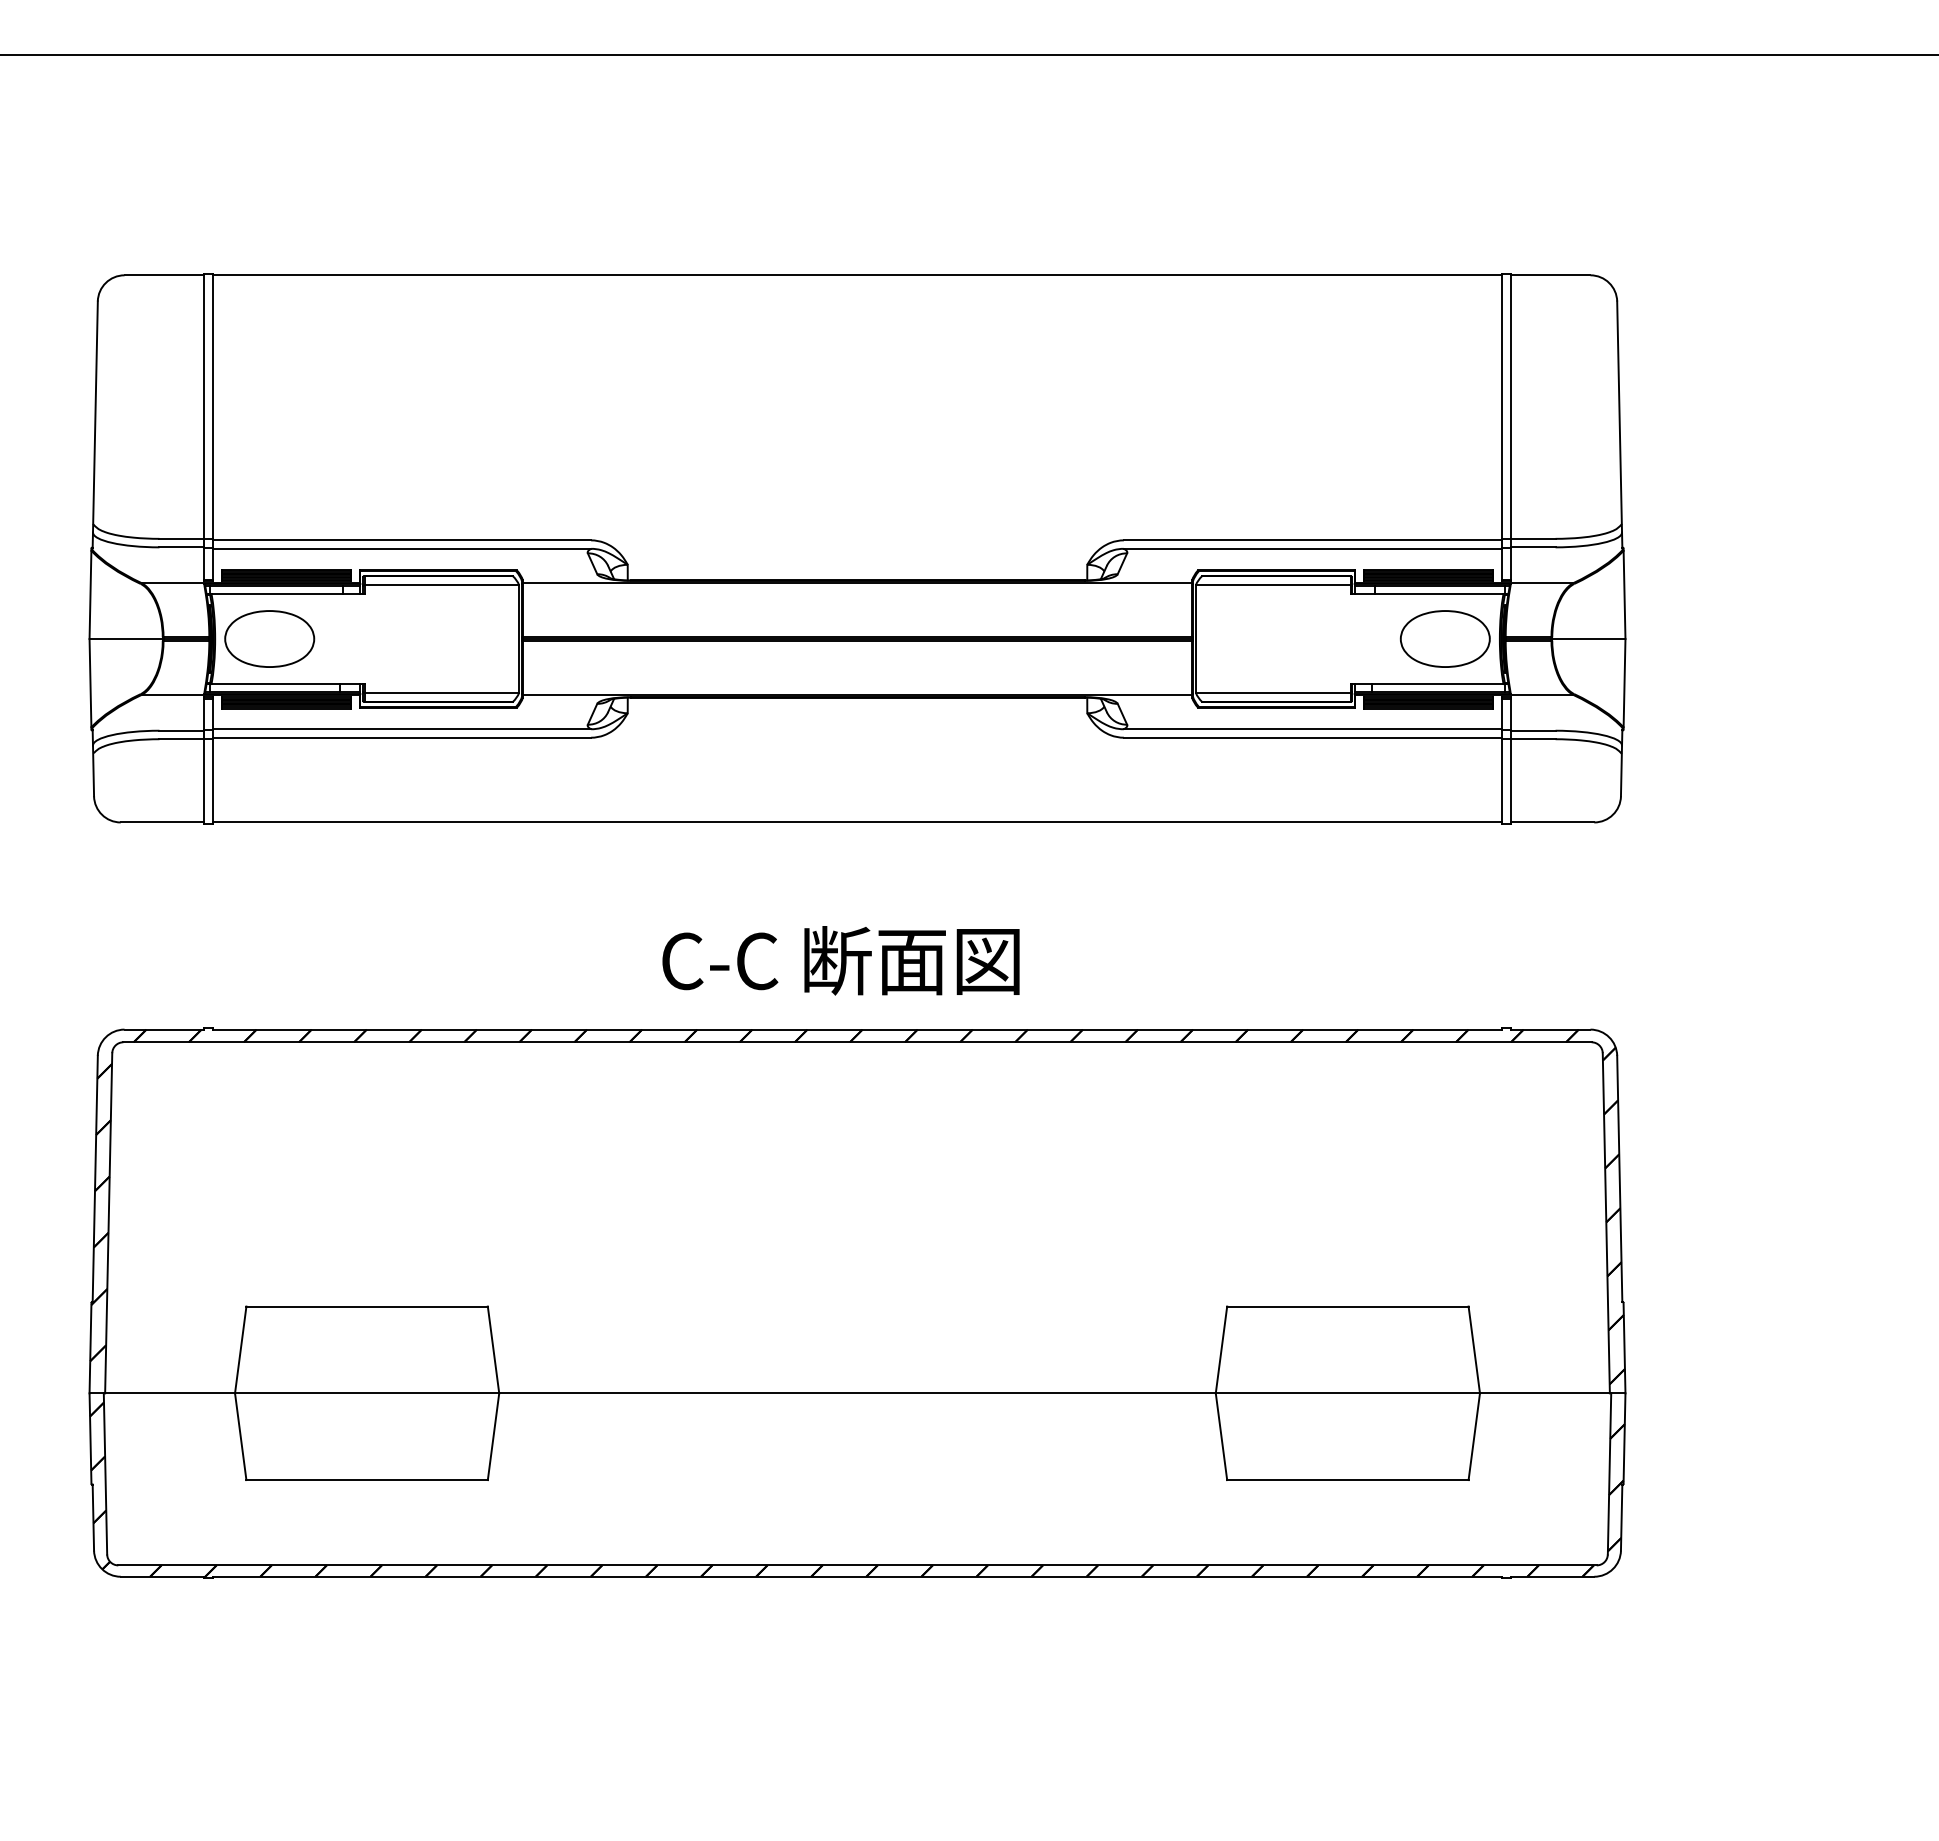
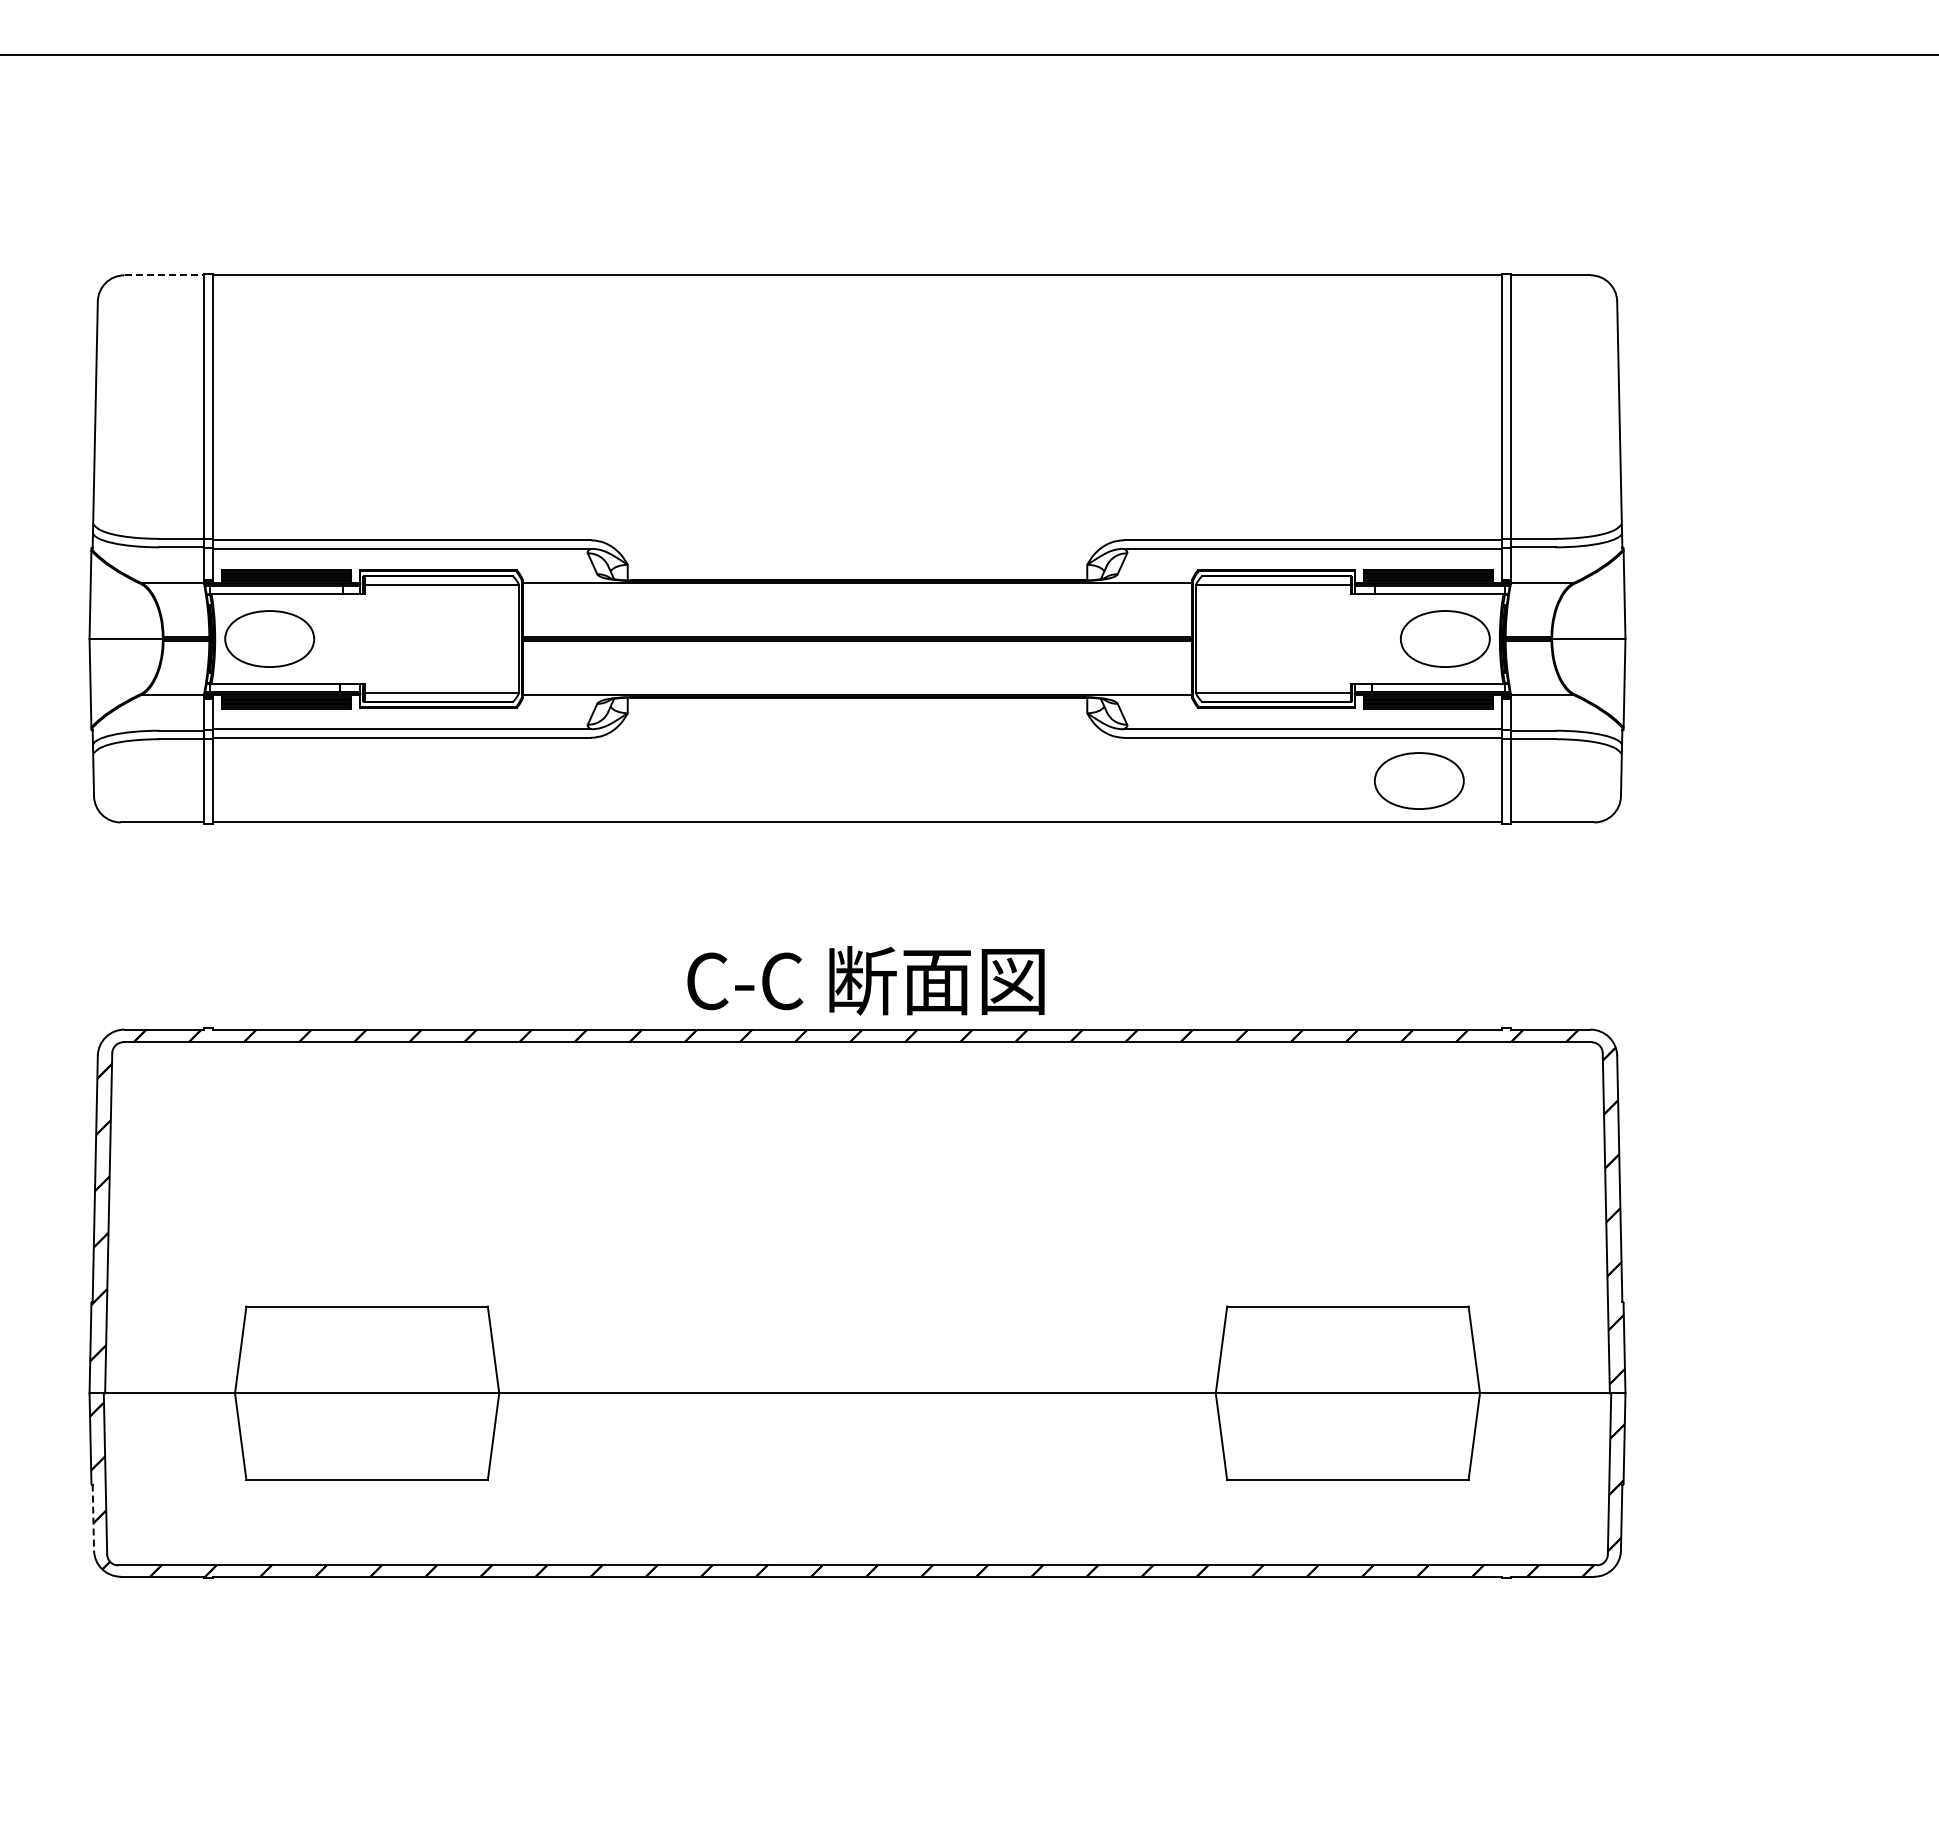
line: solid -> dashed (164, 275)
part: none -> present (1418, 780)
text position: (840, 960) -> (865, 980) (865, 980)
line: solid -> dashed (93, 1518)
